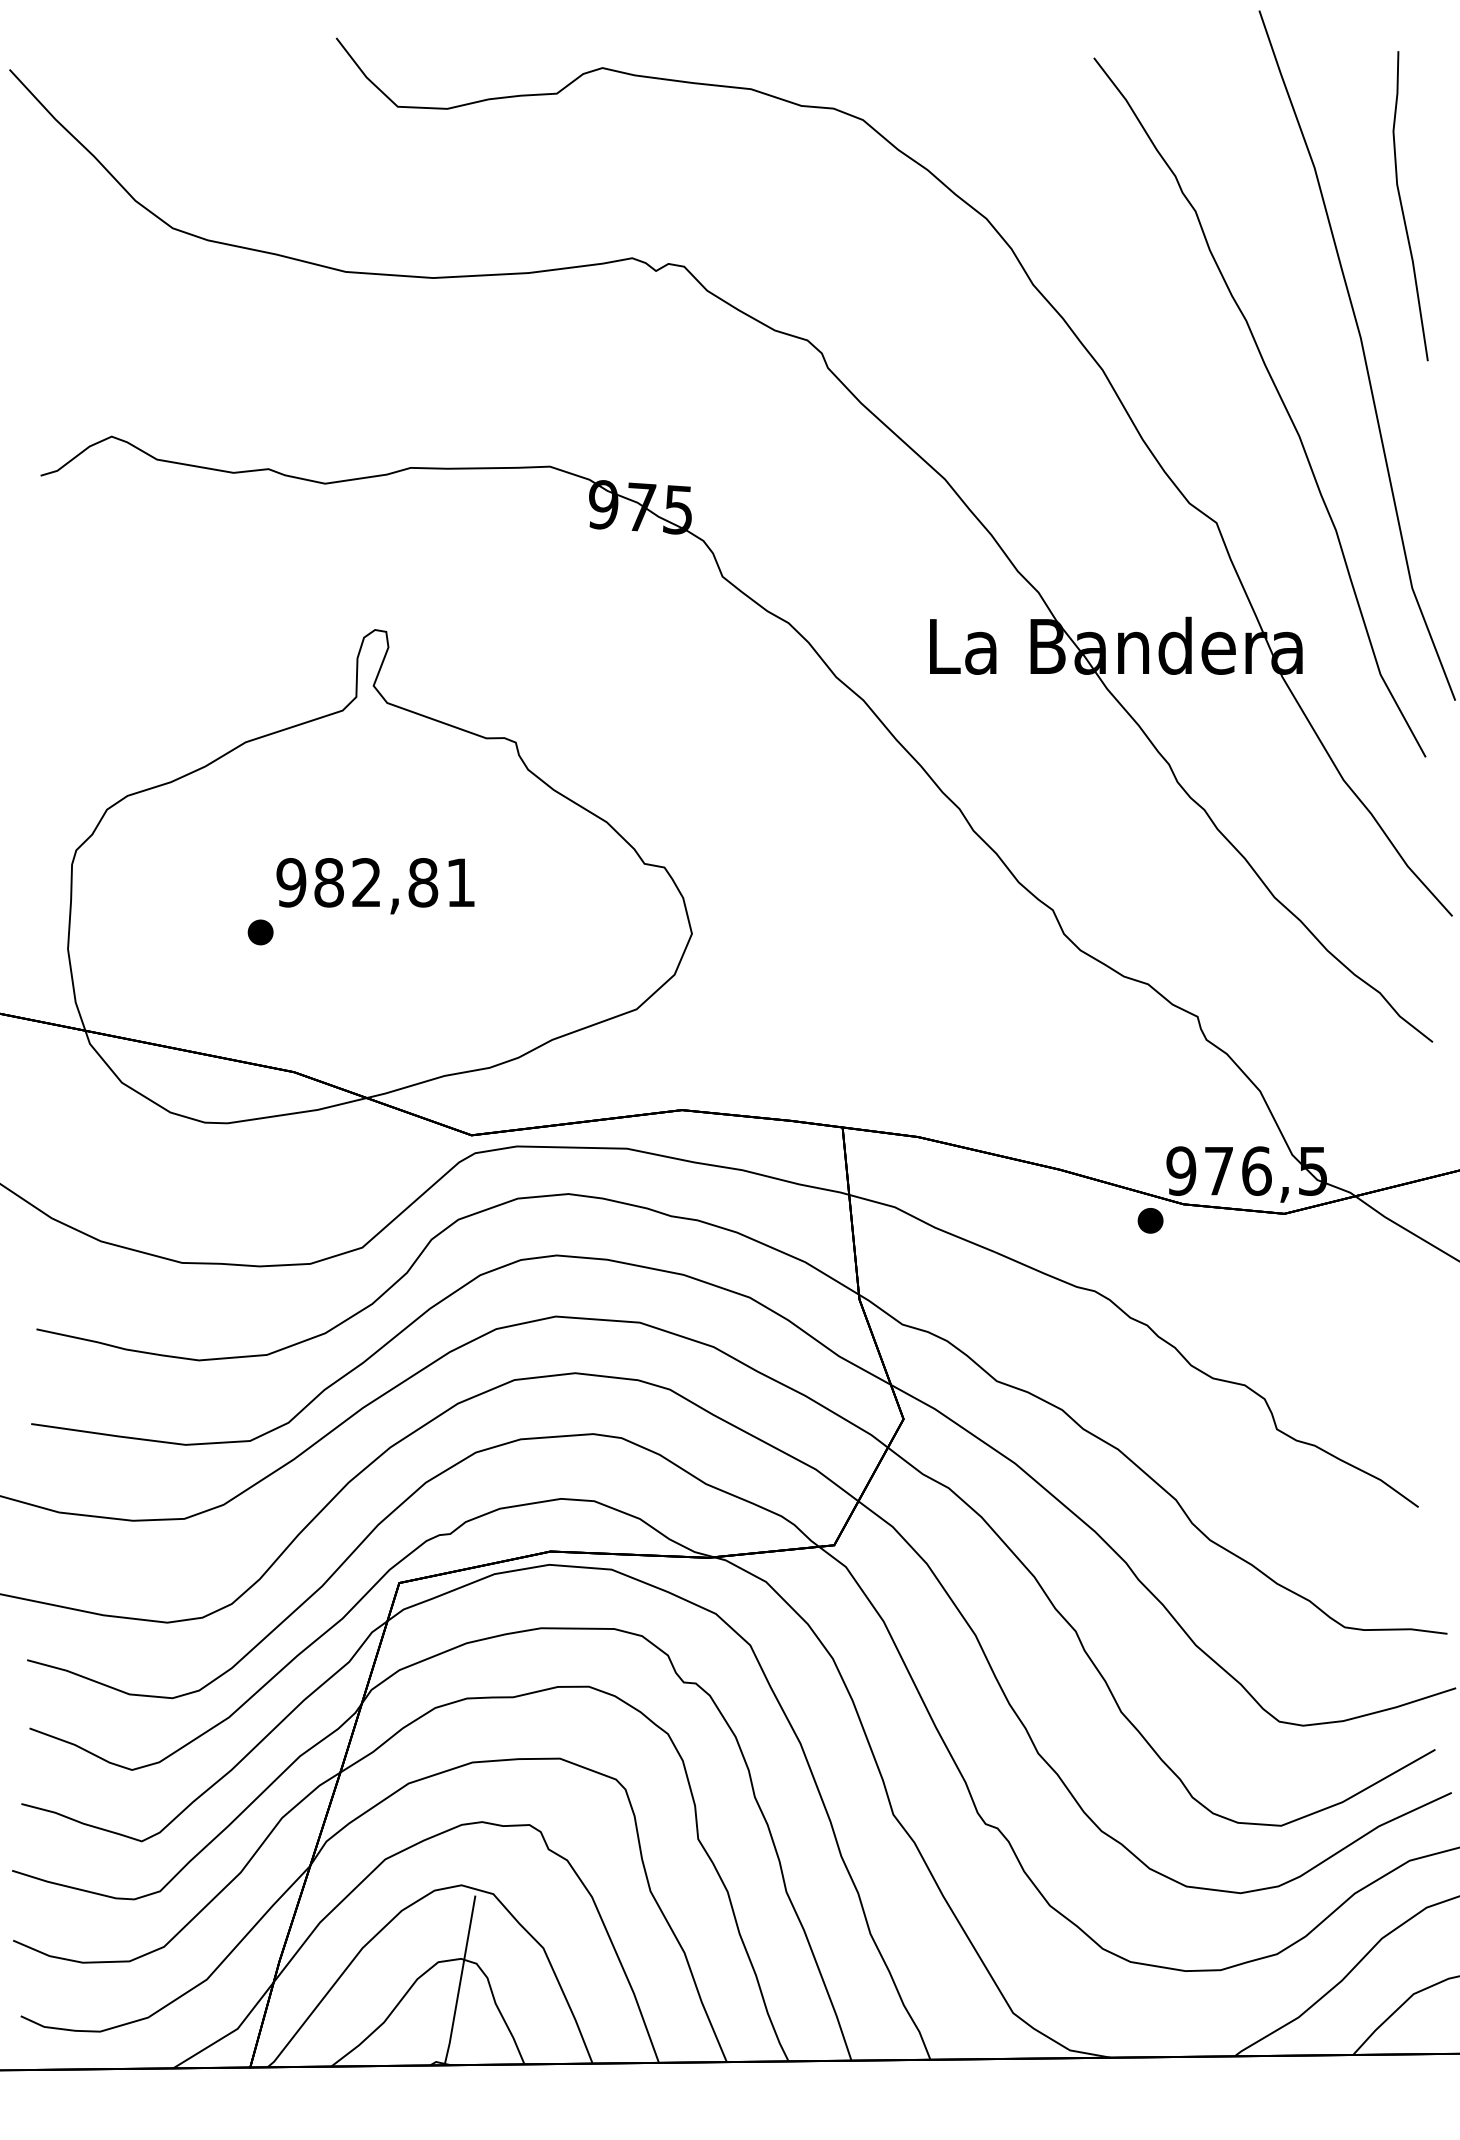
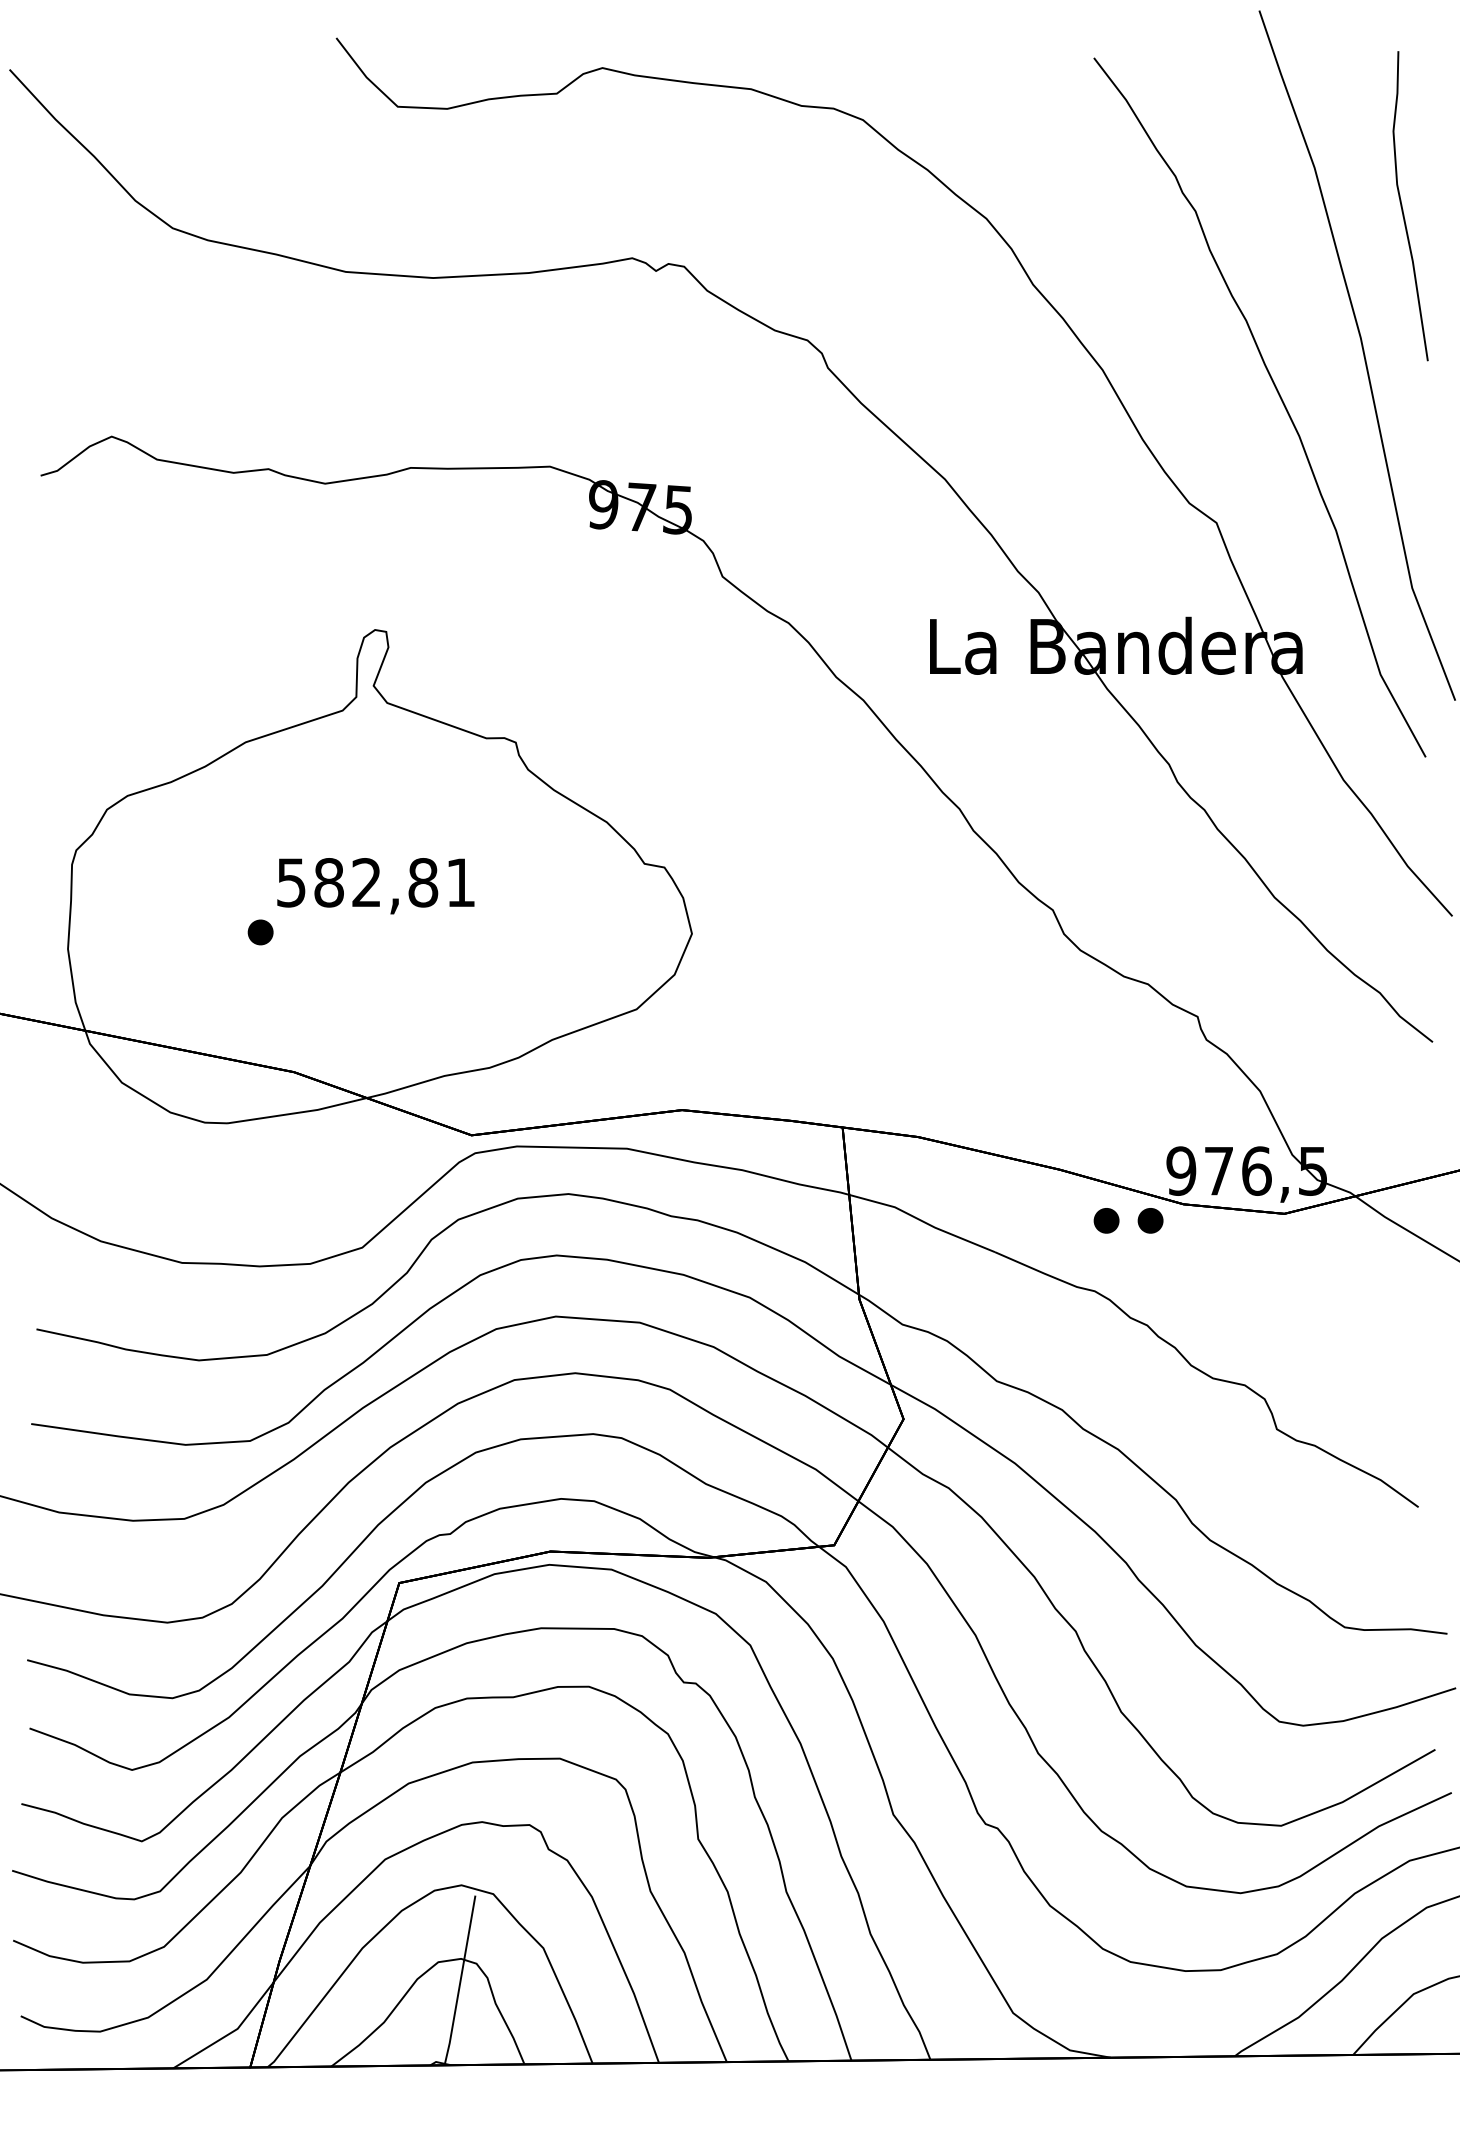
text: 982,81 -> 582,81 (291, 882)
part: none -> present (1106, 1220)
